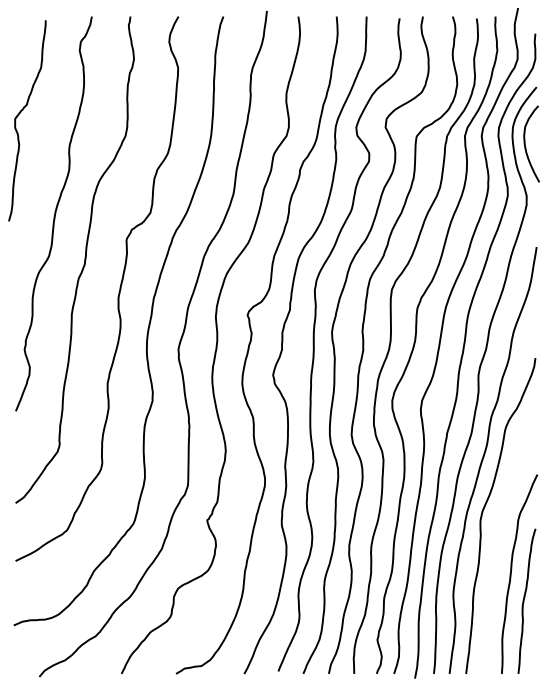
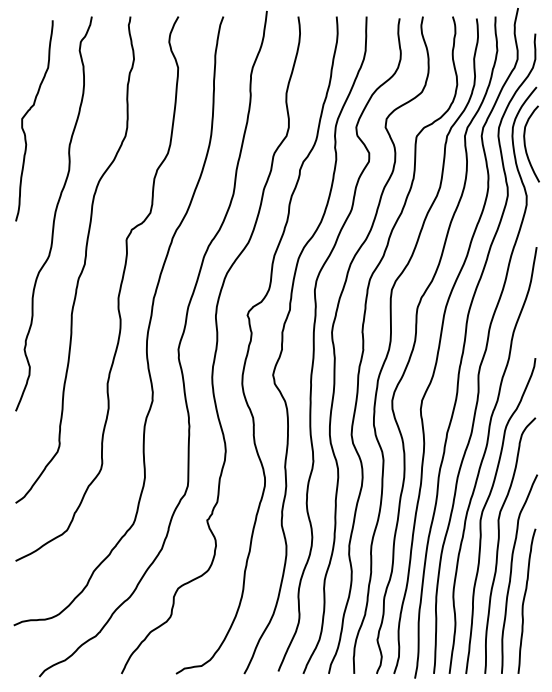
curve position: (18, 116) -> (25, 116) (25, 116)
curve: none -> present (499, 544)
